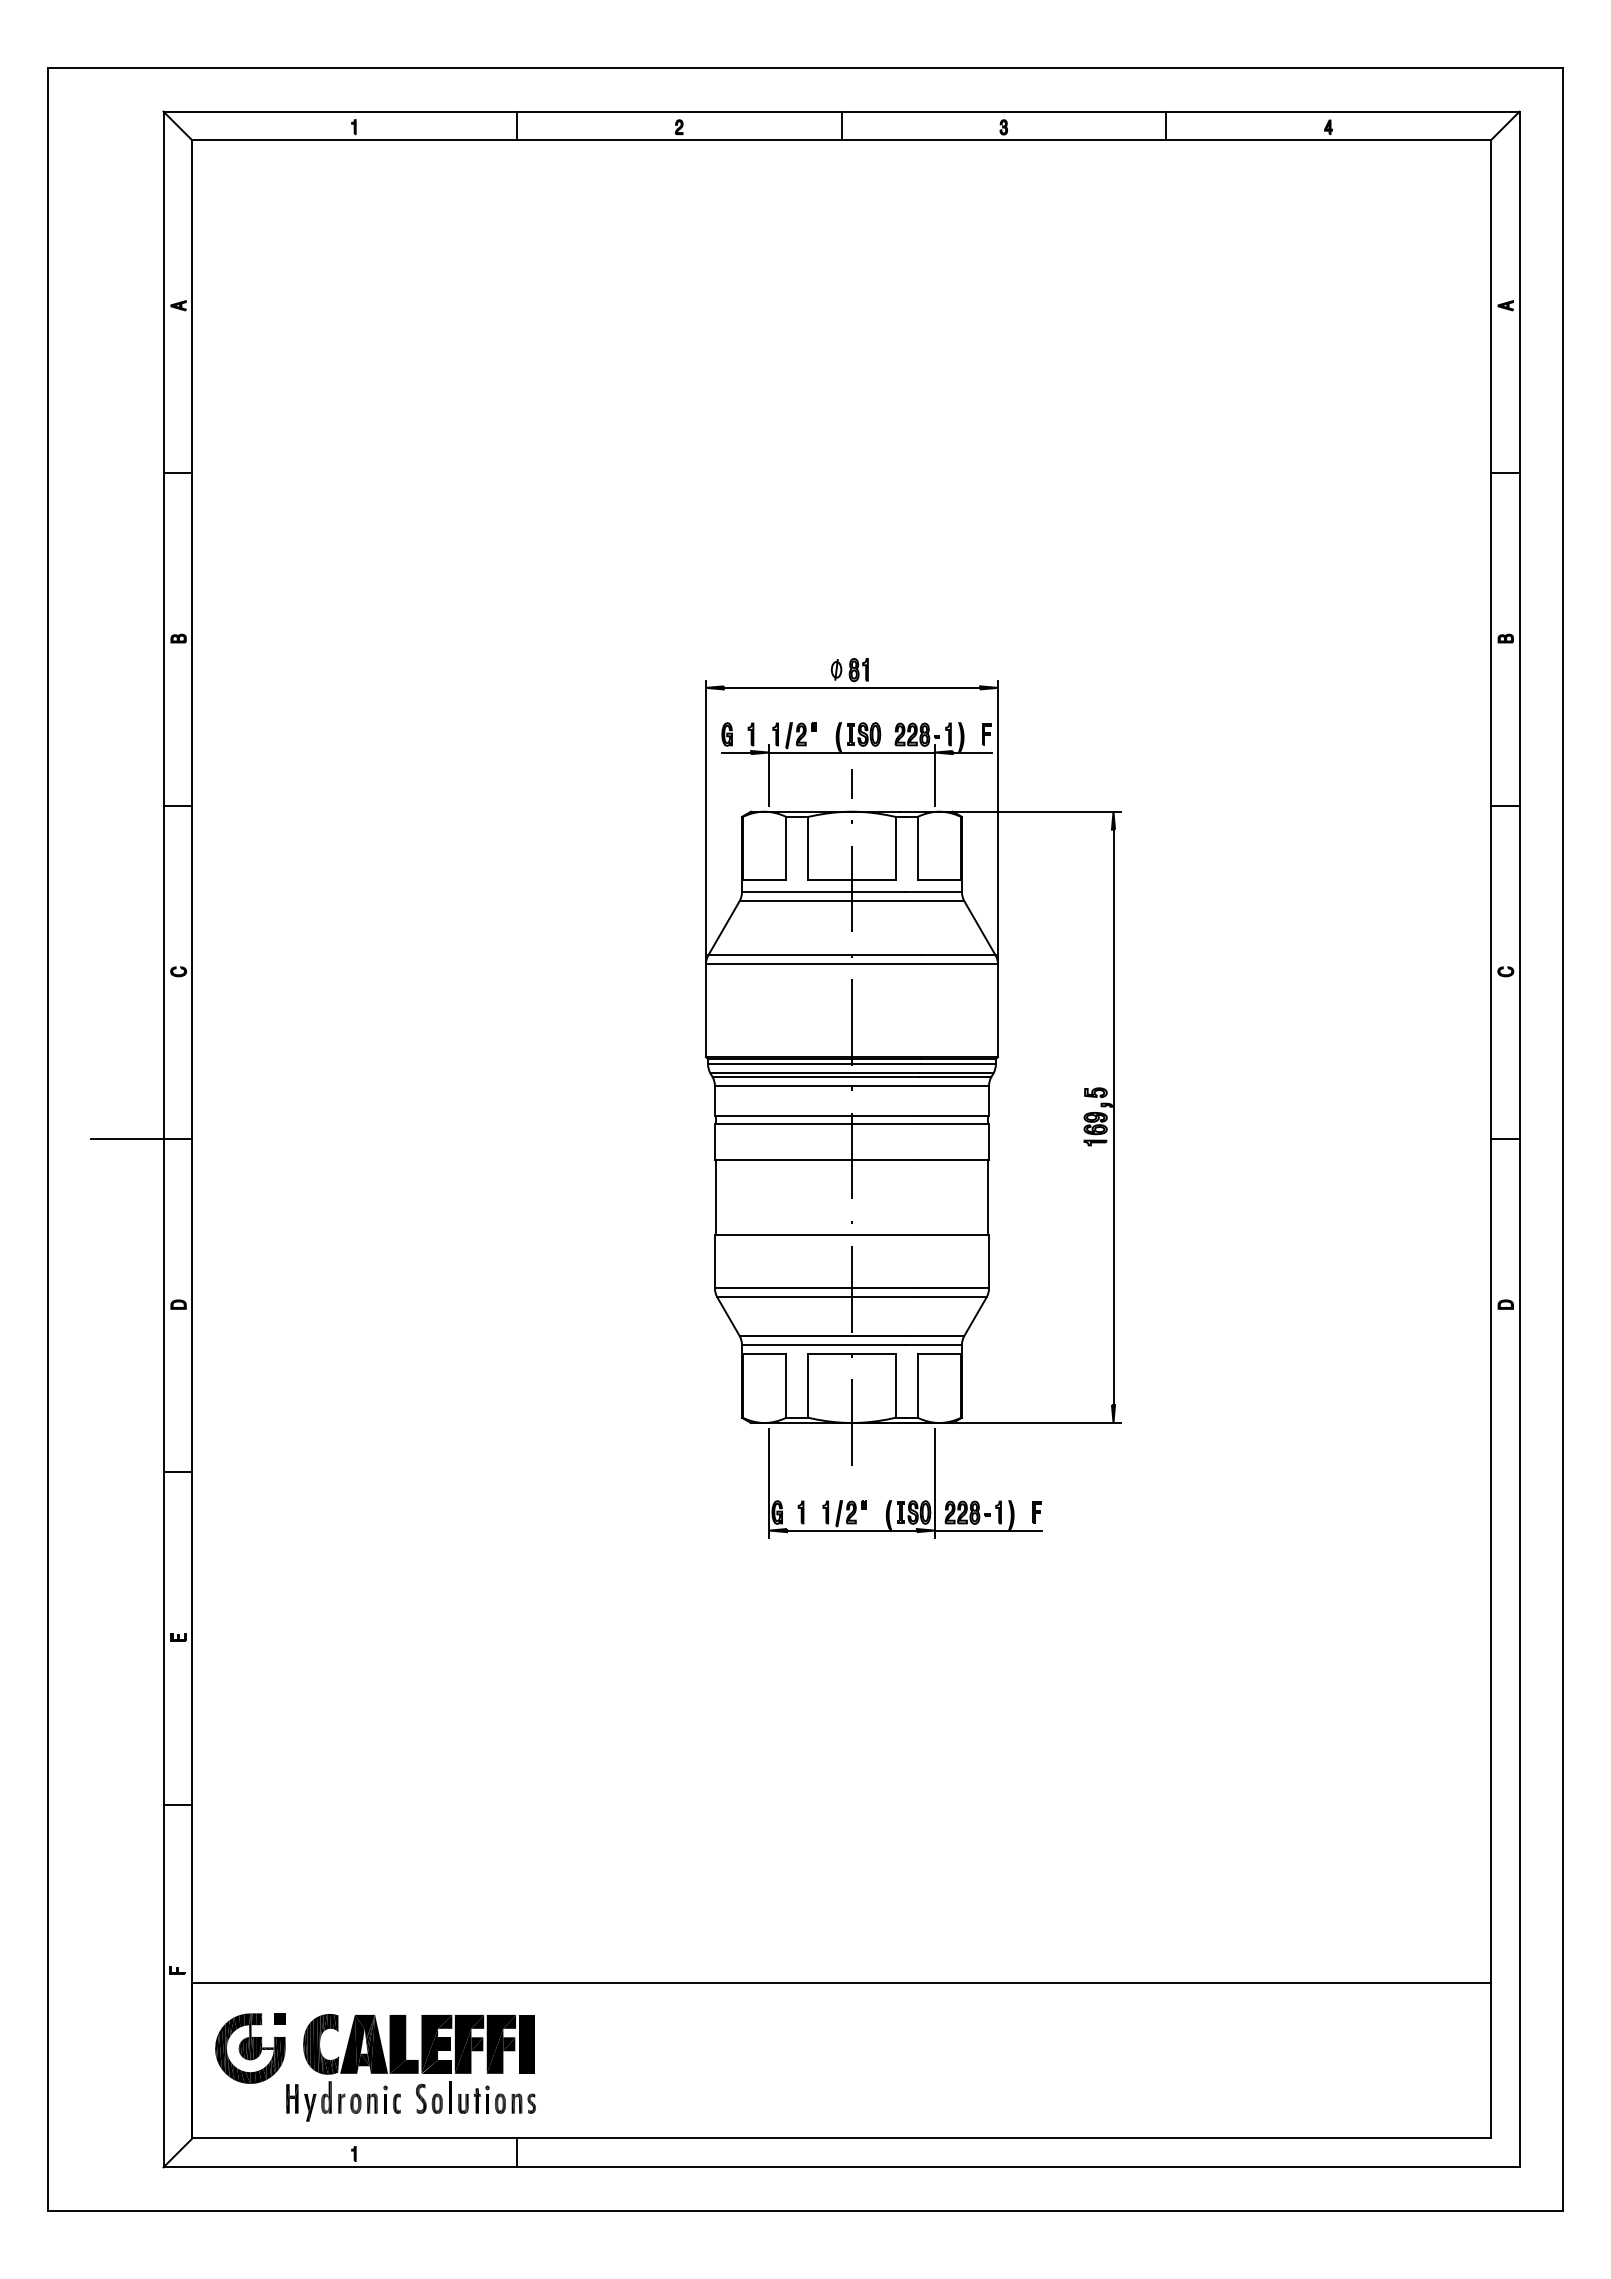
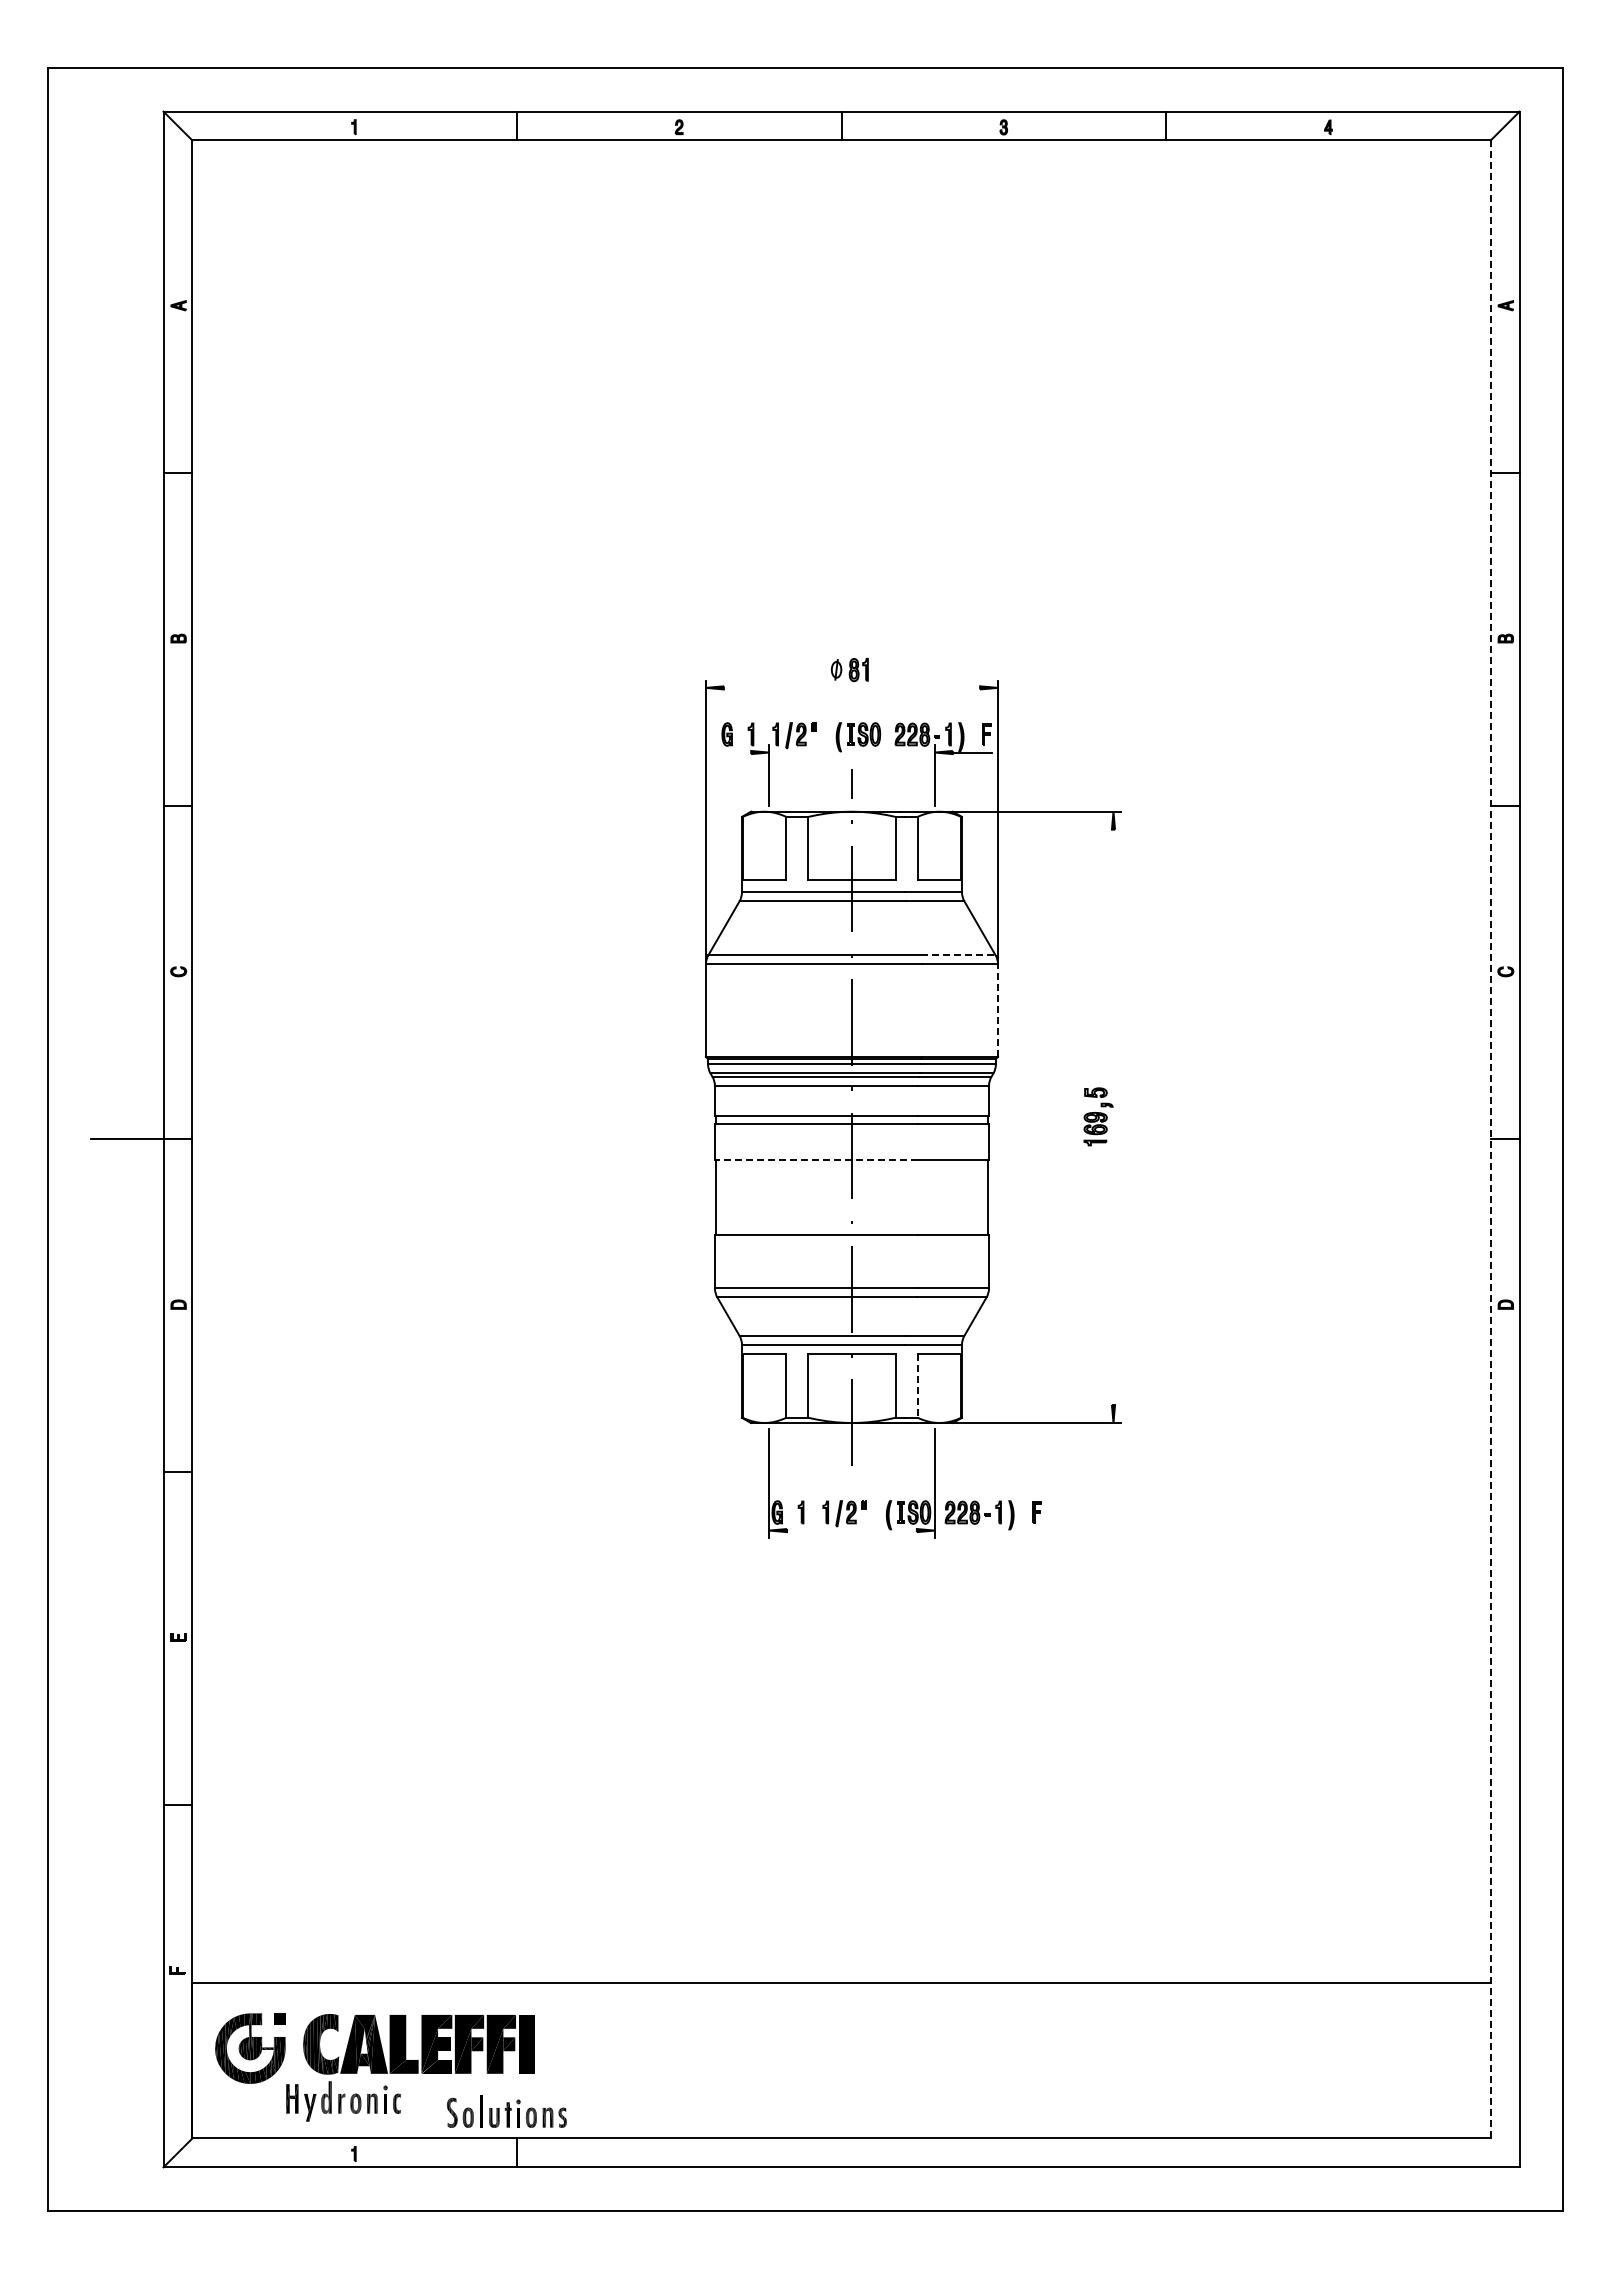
line: present -> none (851, 687)
line: present -> none (736, 752)
line: present -> none (851, 752)
line: solid -> dashed (958, 955)
line: solid -> dashed (998, 1010)
line: present -> none (1113, 1117)
line: solid -> dashed (1490, 1139)
line: solid -> dashed (815, 1159)
line: solid -> dashed (917, 1386)
line: present -> none (851, 1530)
line: present -> none (988, 1530)
part position: (475, 2097) -> (506, 2111) (506, 2111)
